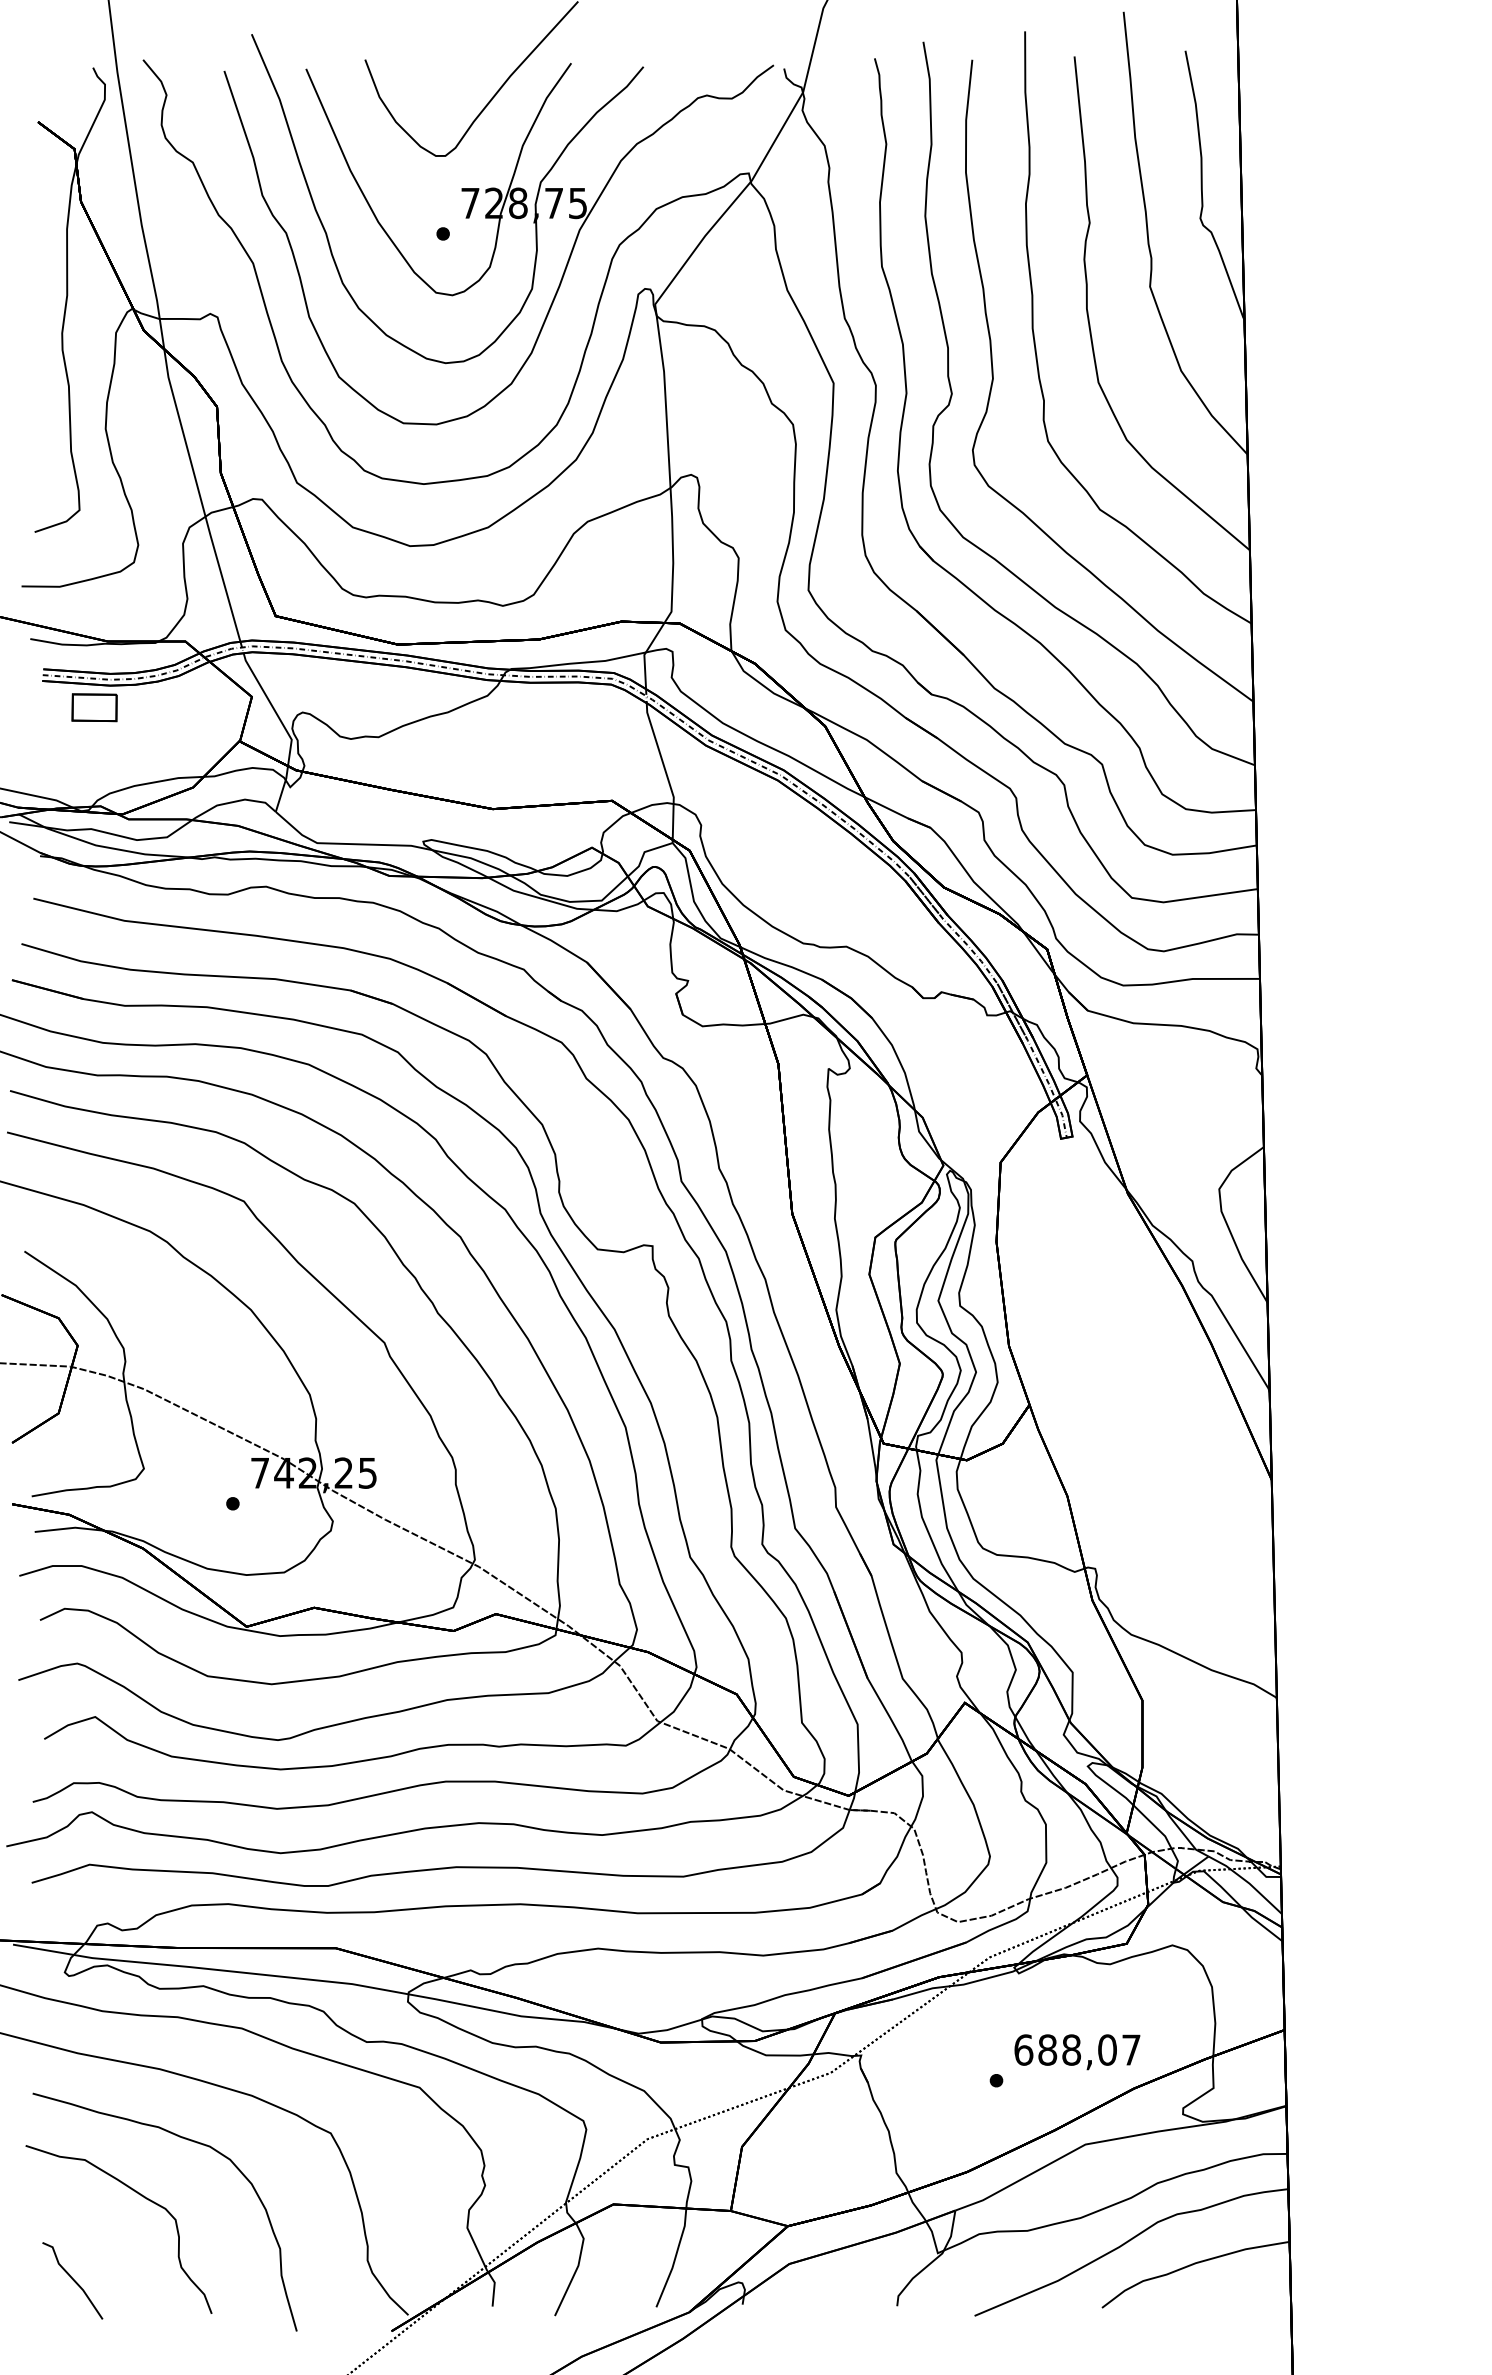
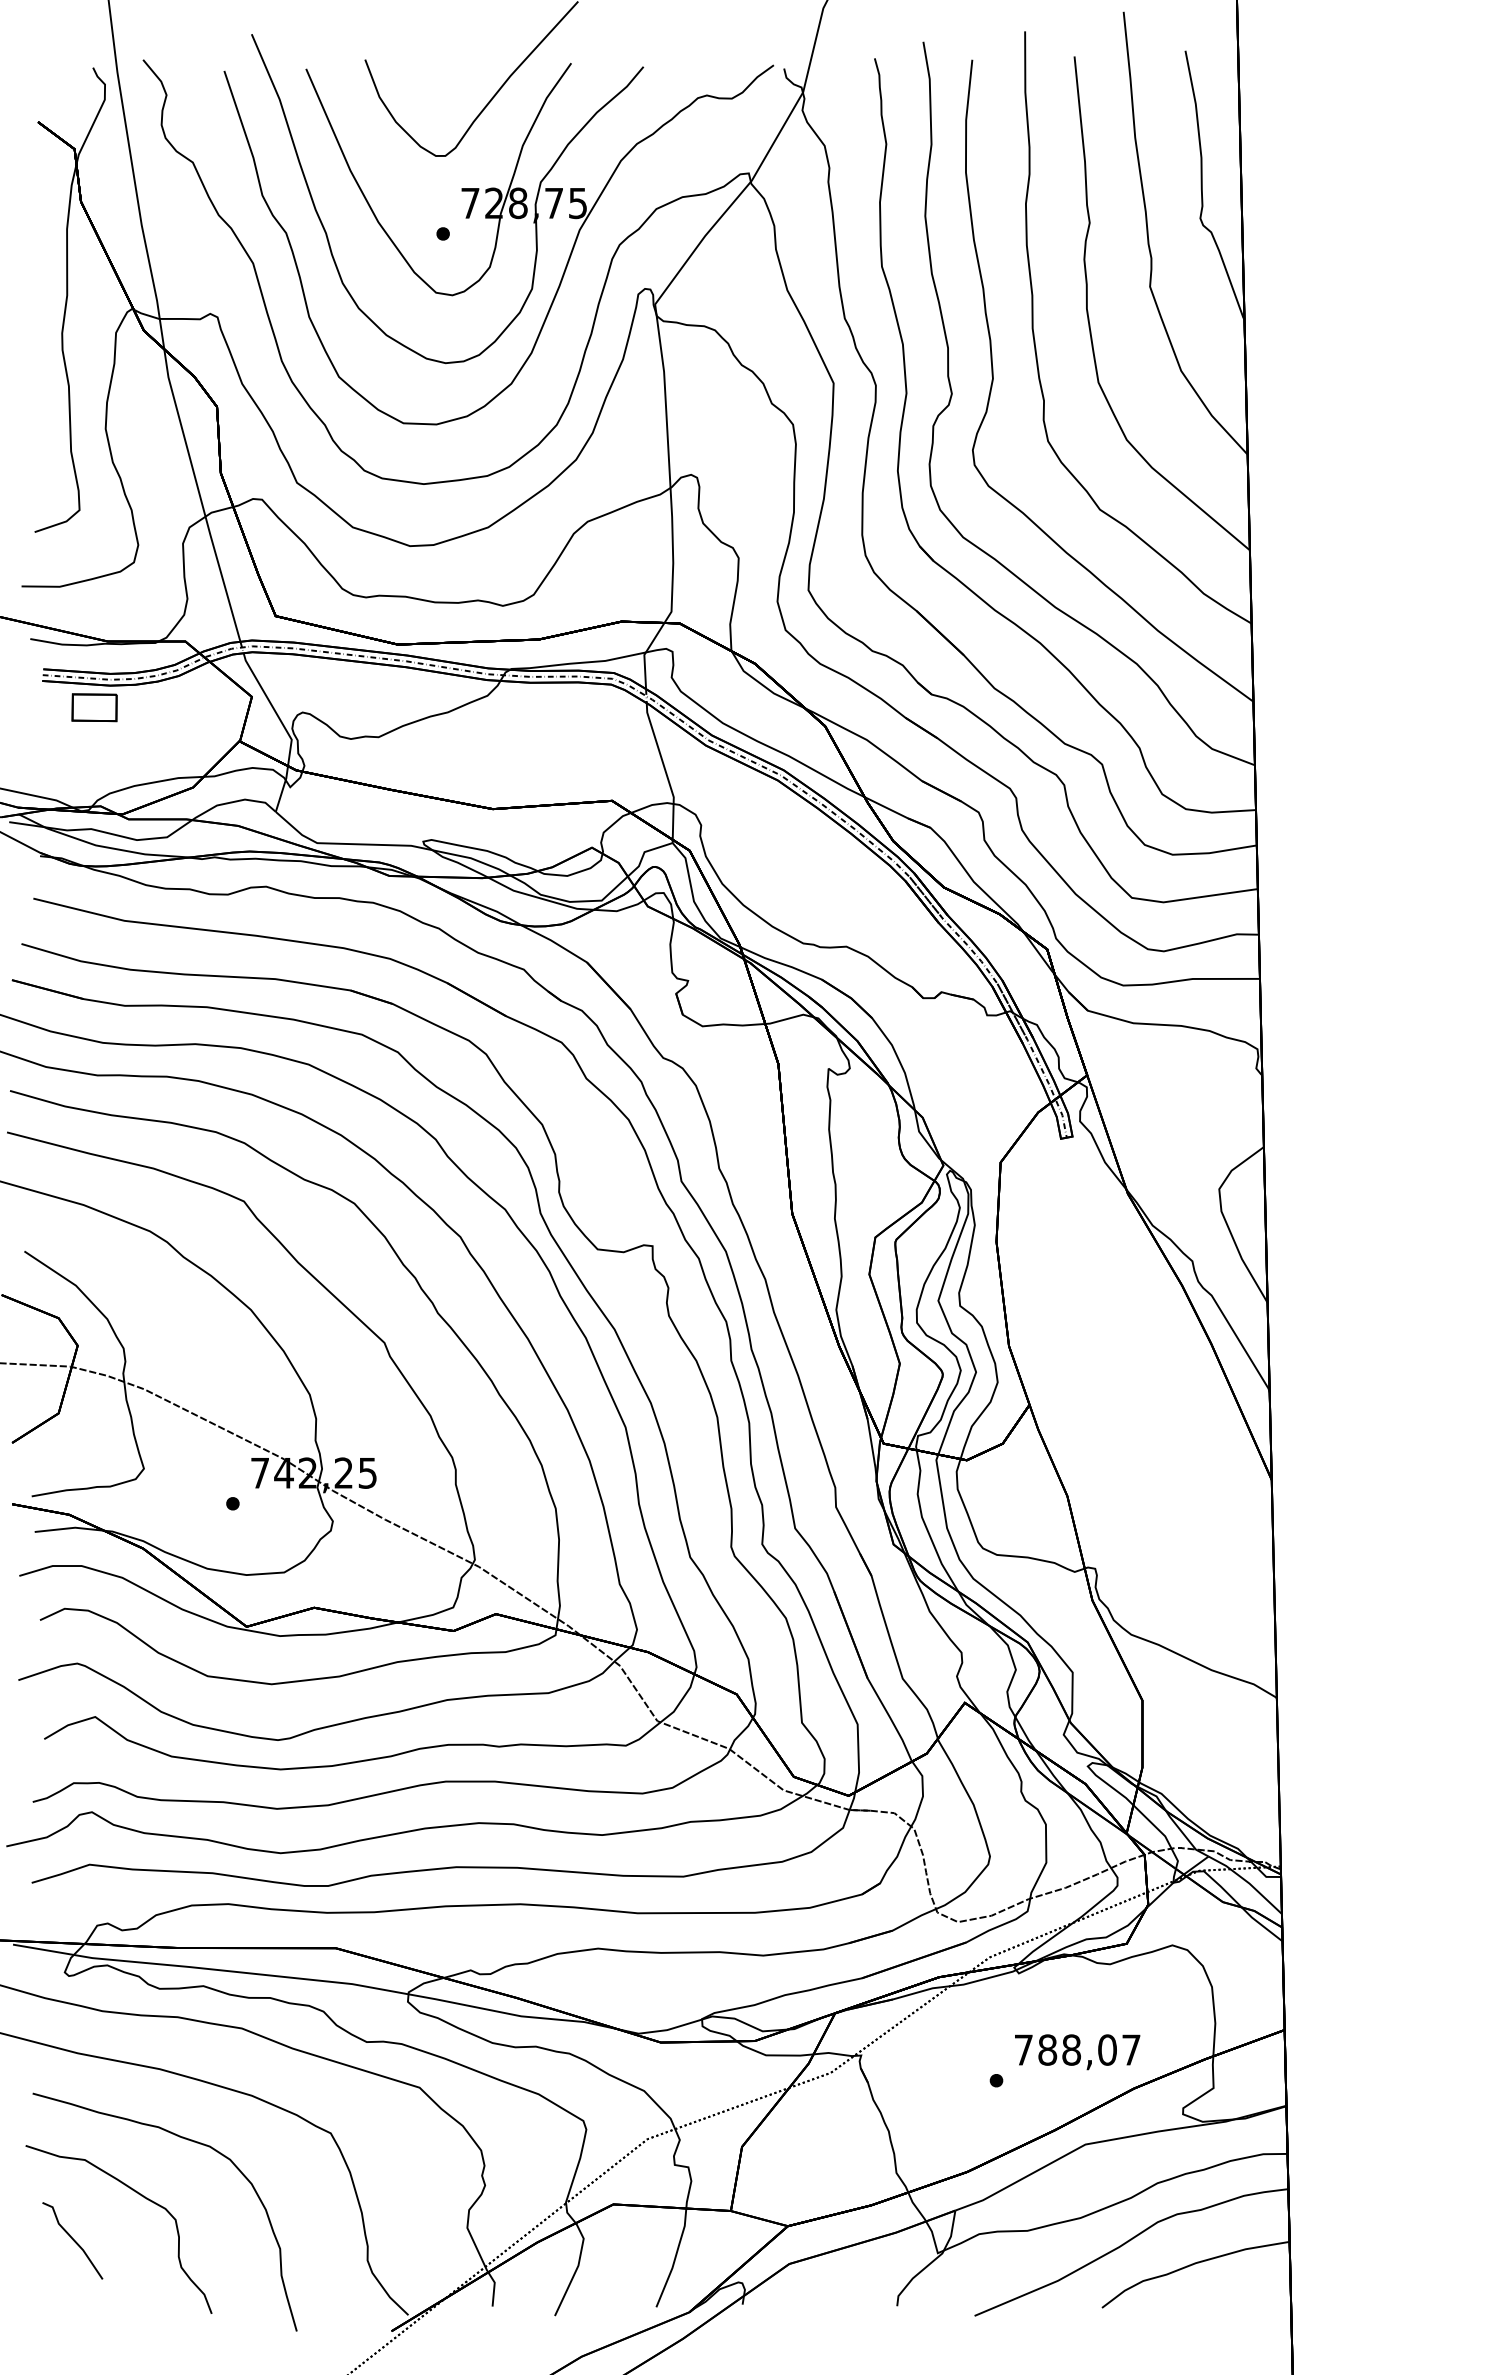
text: 688,07 -> 788,07 (1023, 2049)
line position: (72, 2280) -> (72, 2240) (72, 2240)
